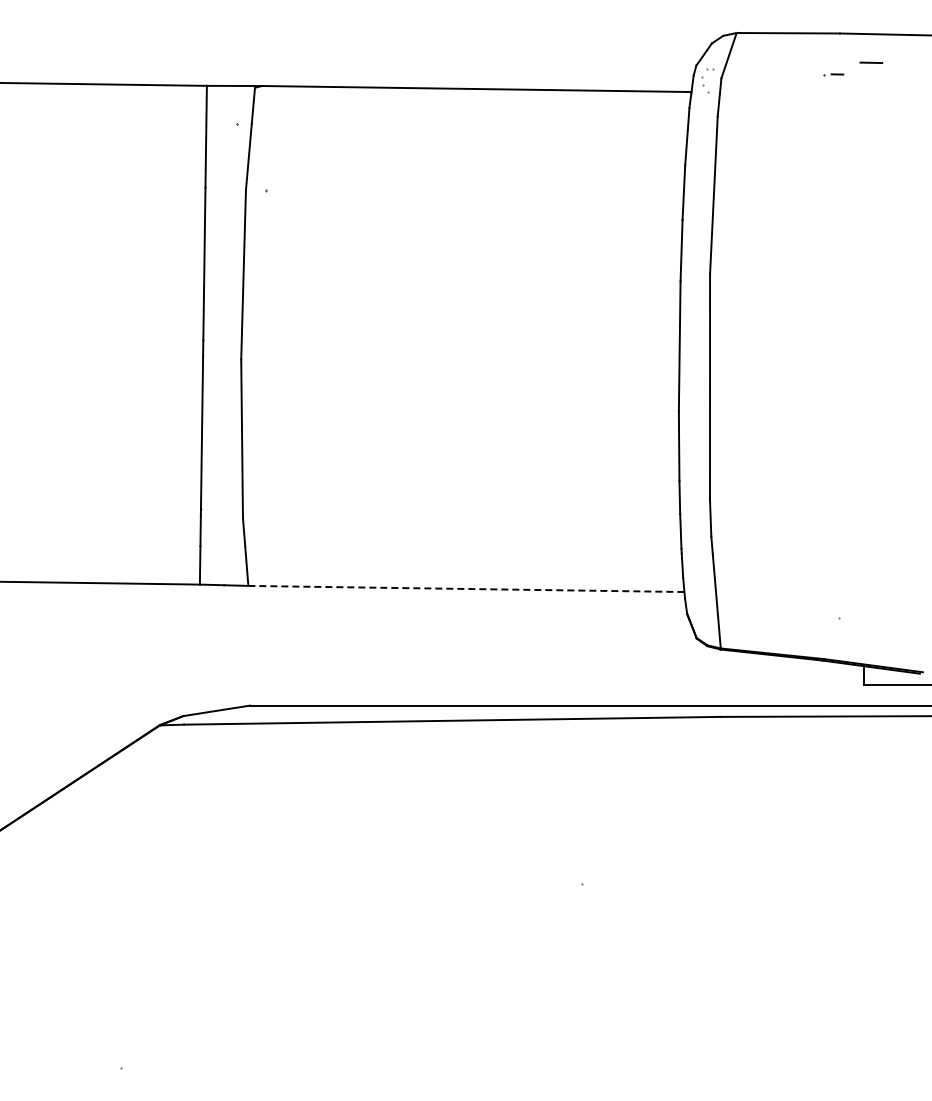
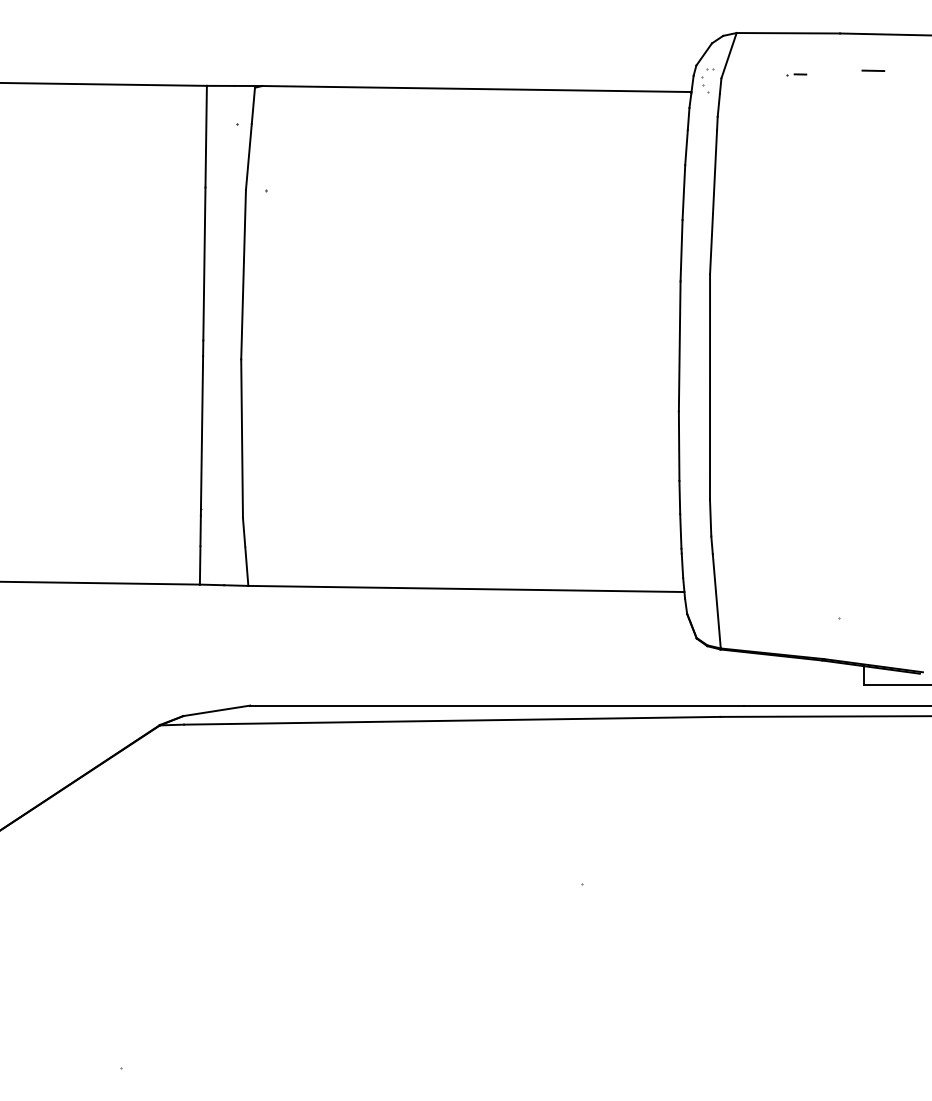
line position: (871, 62) -> (873, 70) (873, 70)
part position: (833, 74) -> (796, 74) (796, 74)
line: dashed -> solid (466, 588)
